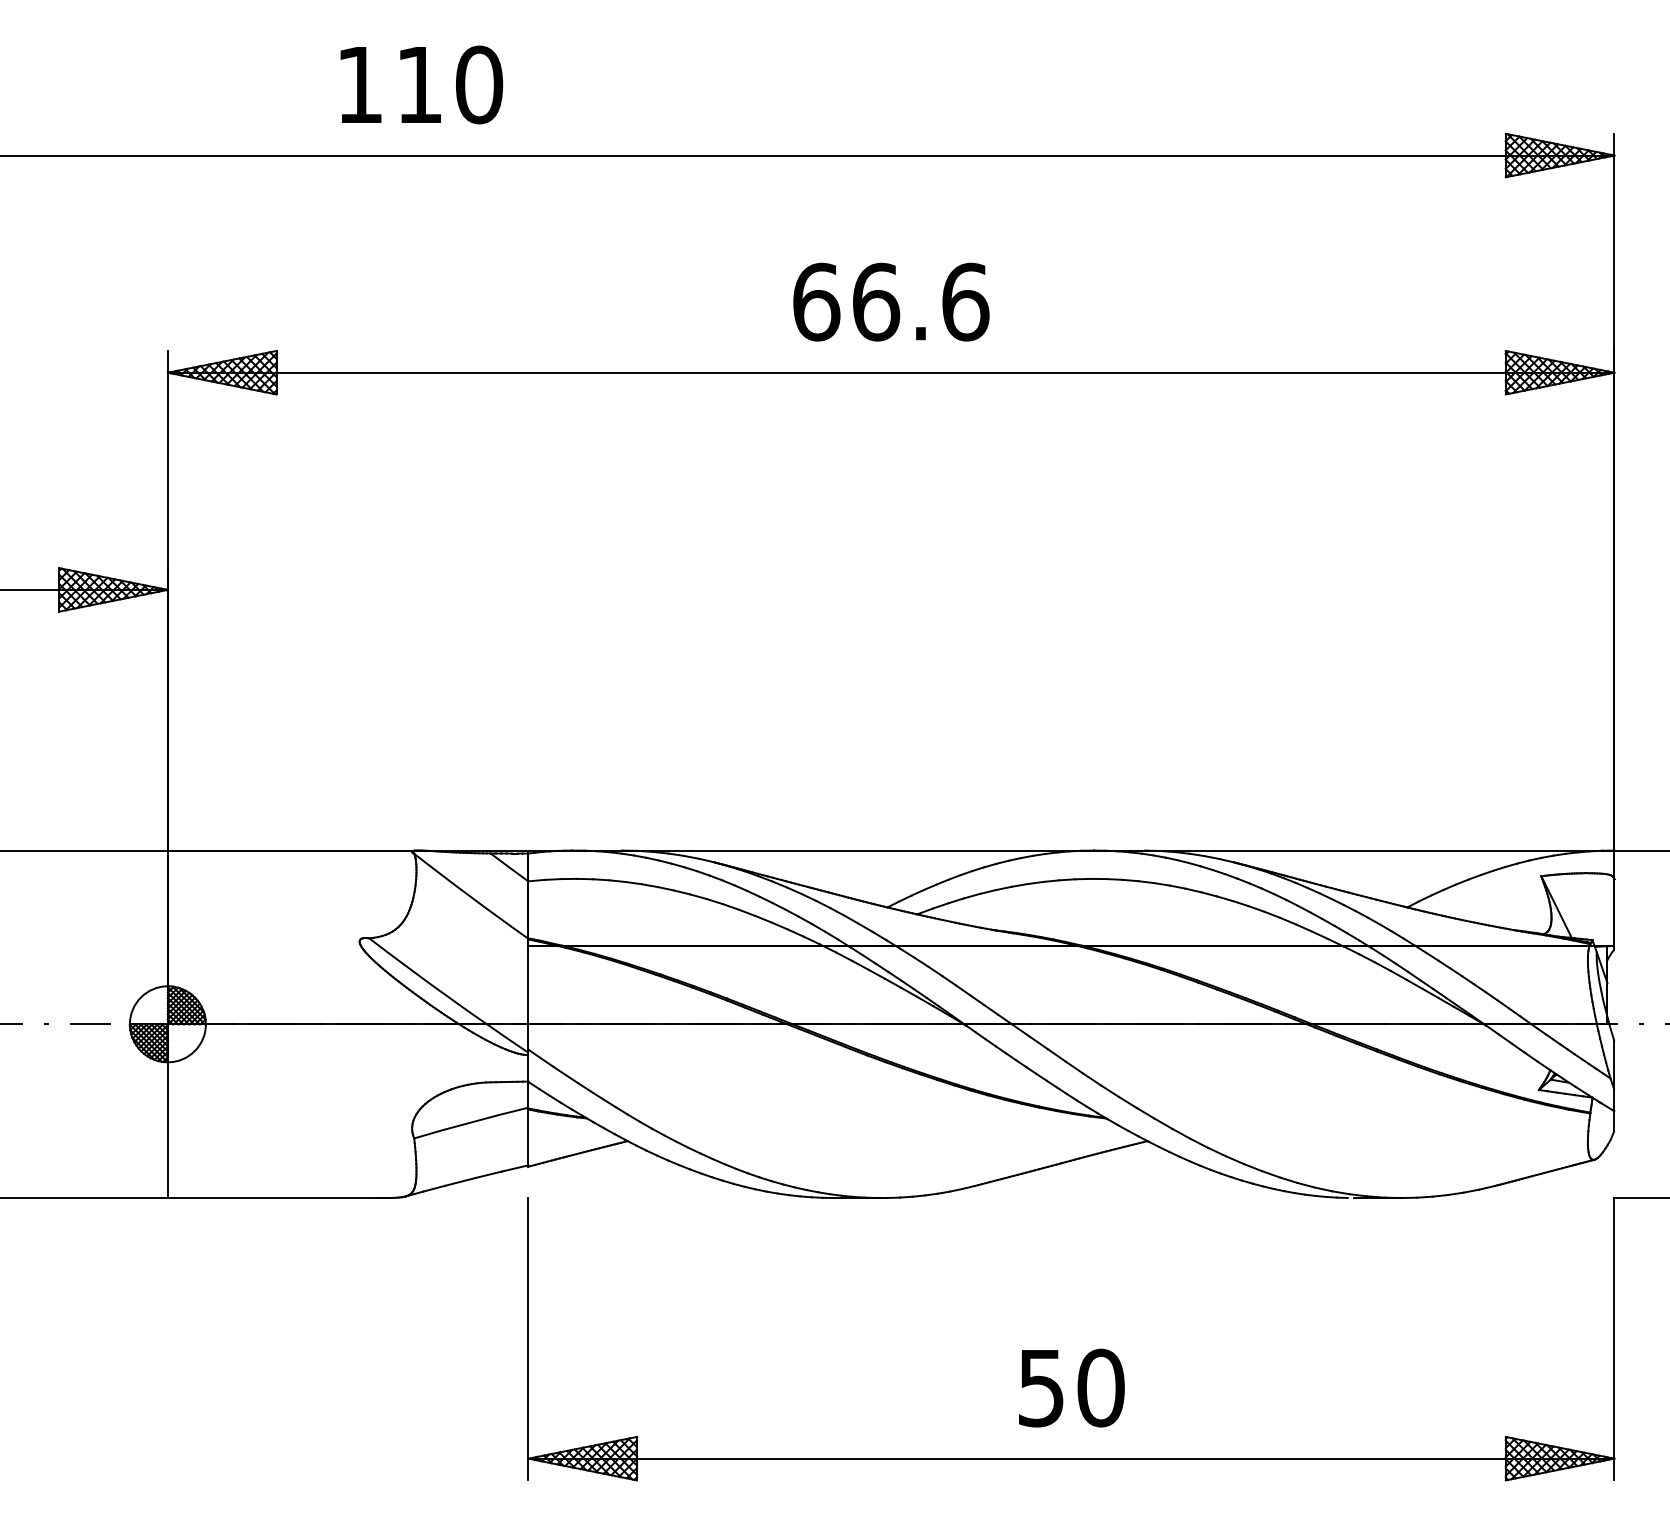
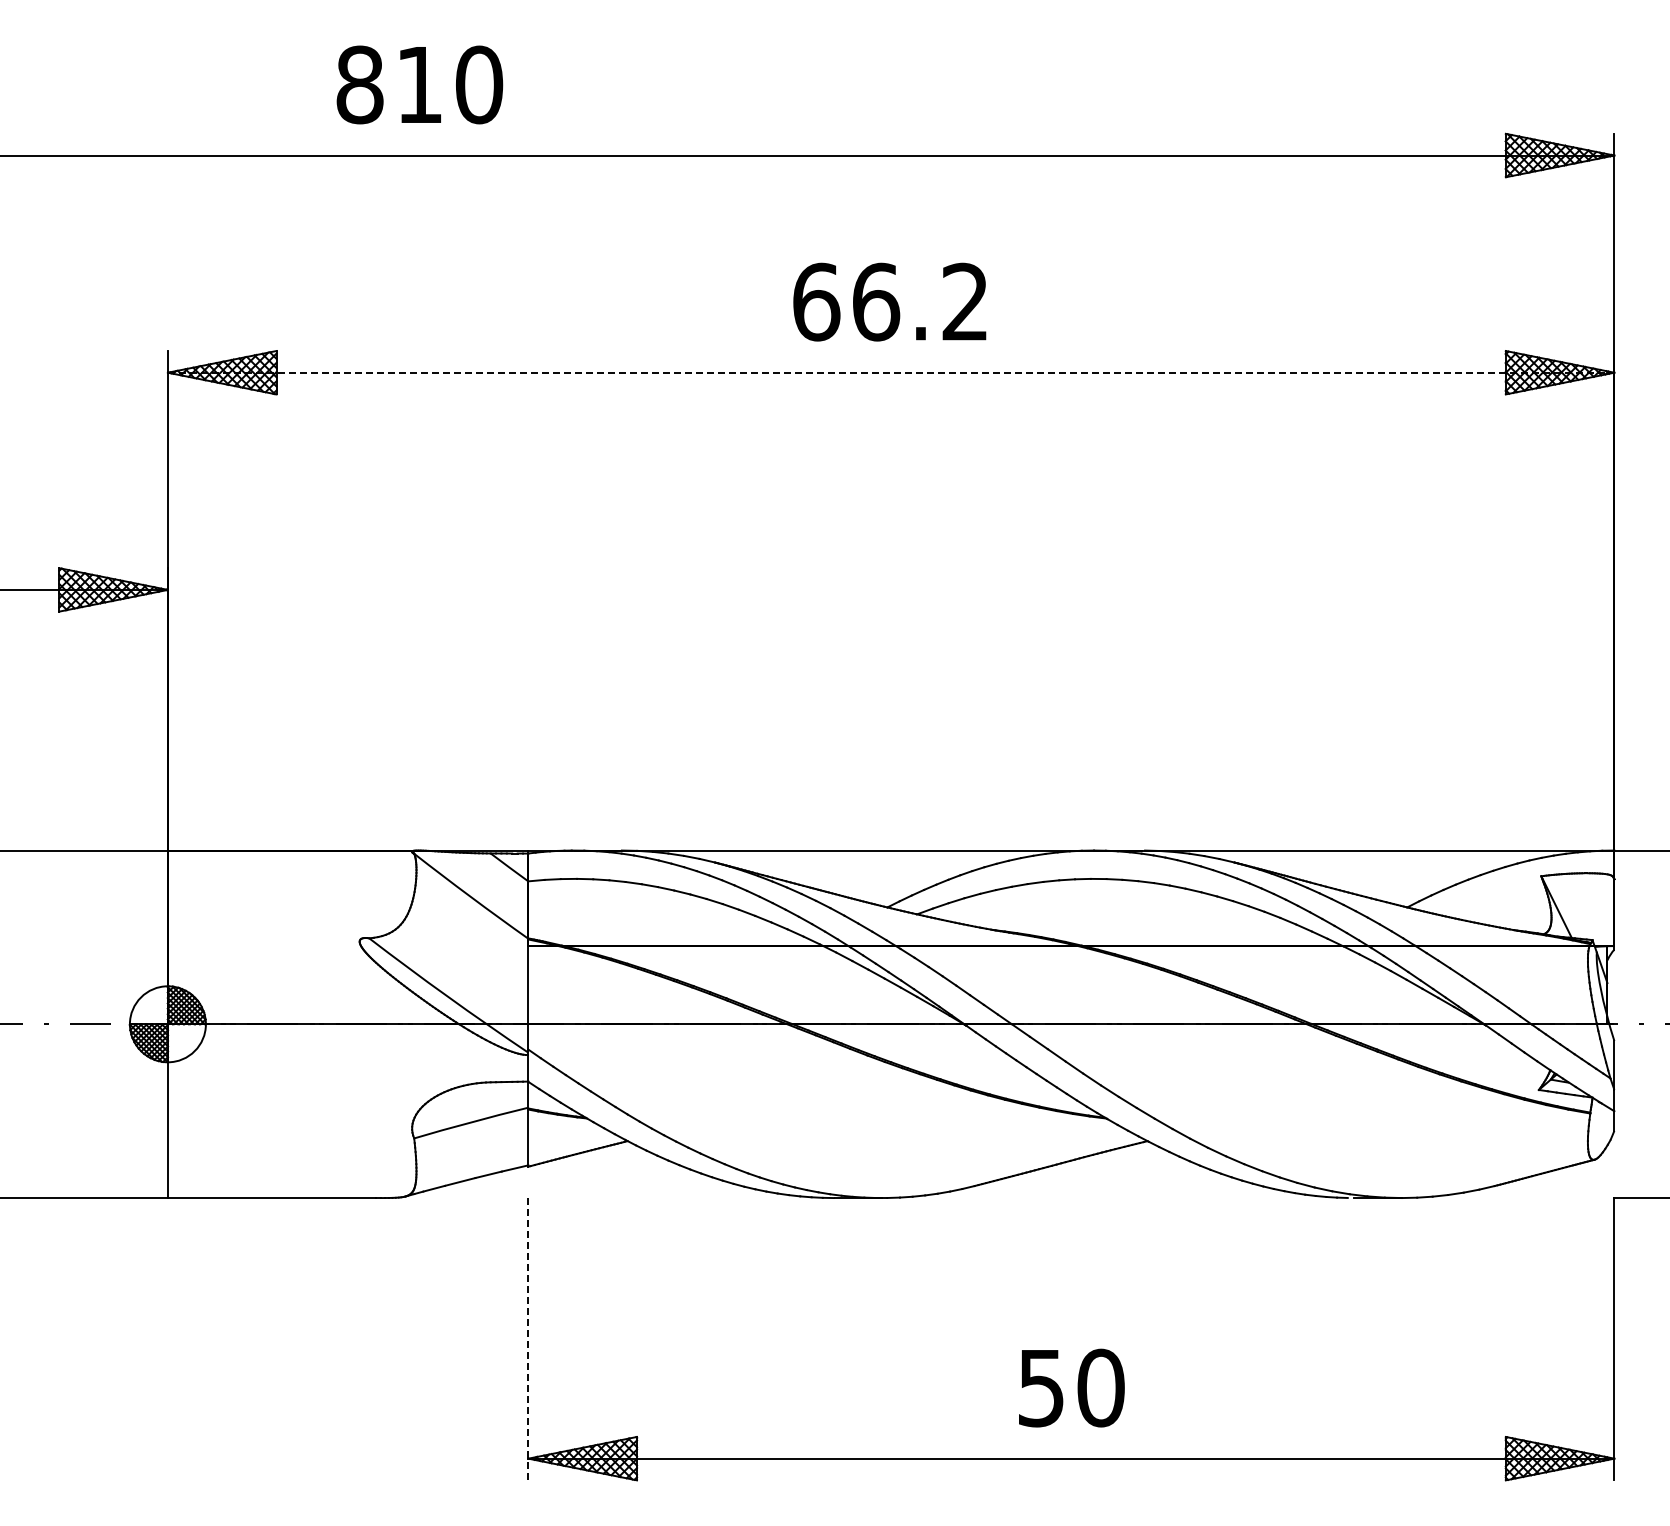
text: 110 -> 810 (359, 84)
text: 66.6 -> 66.2 (965, 301)
line: solid -> dashed (891, 372)
line: solid -> dashed (528, 1339)
